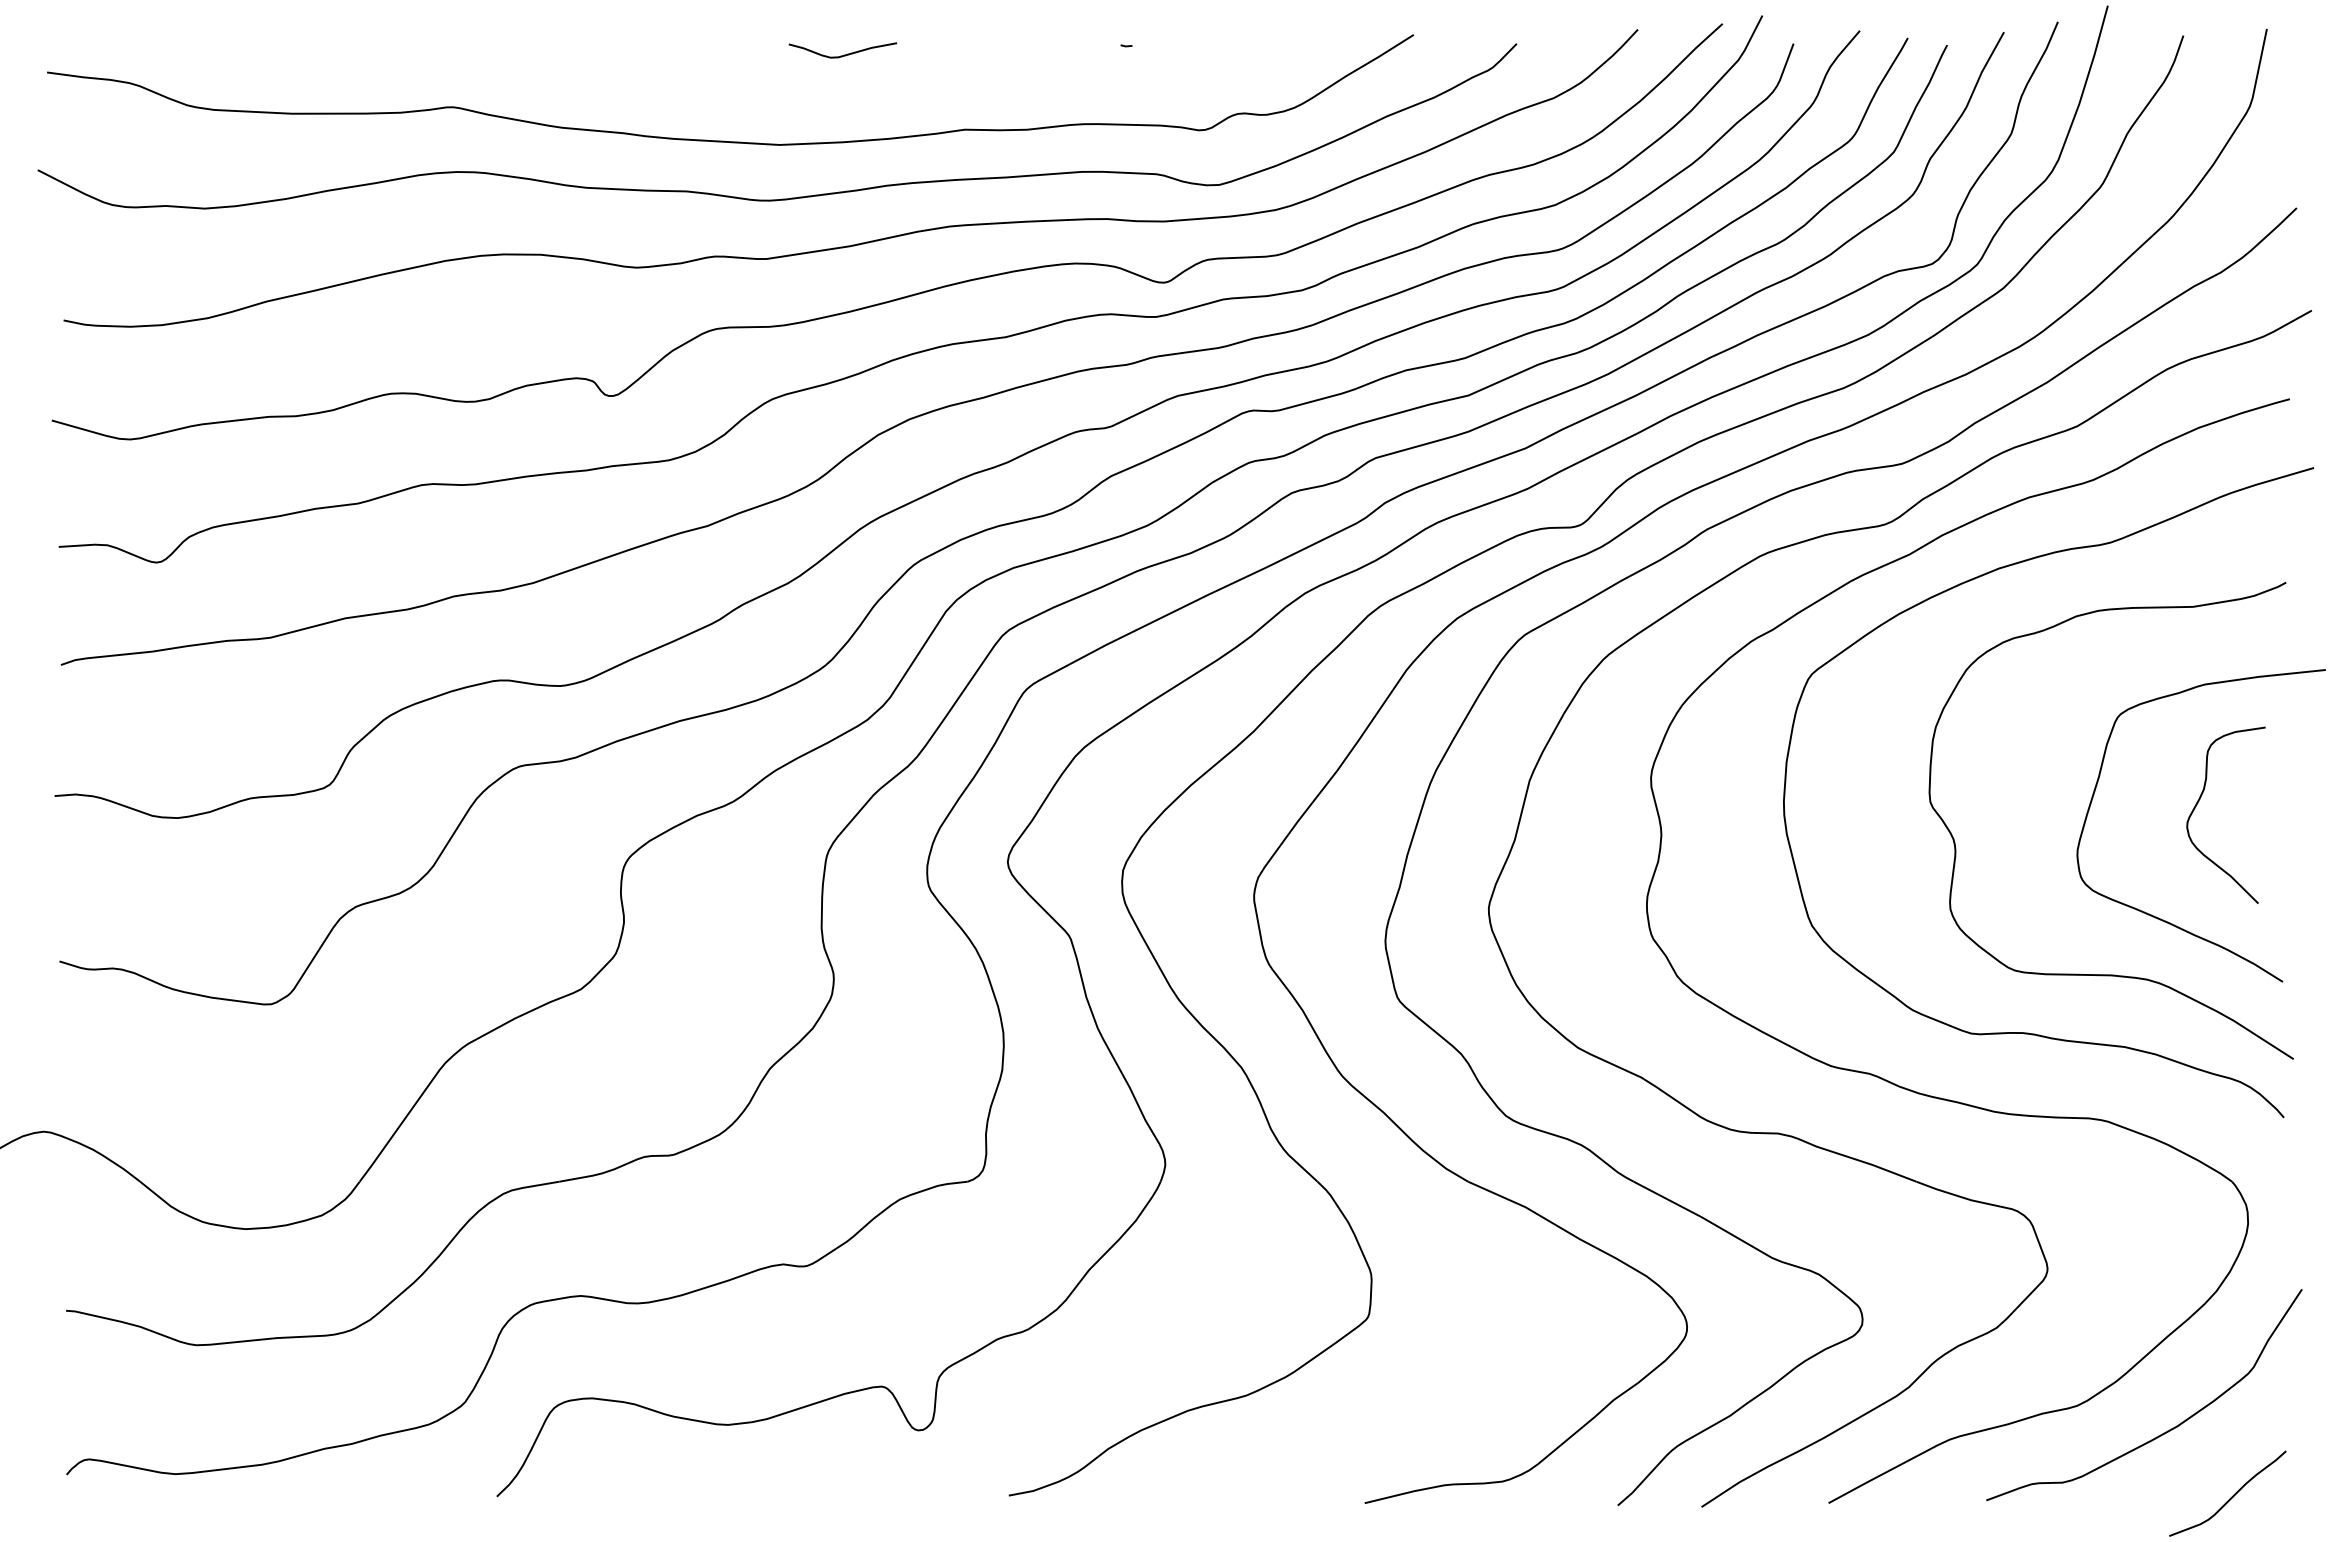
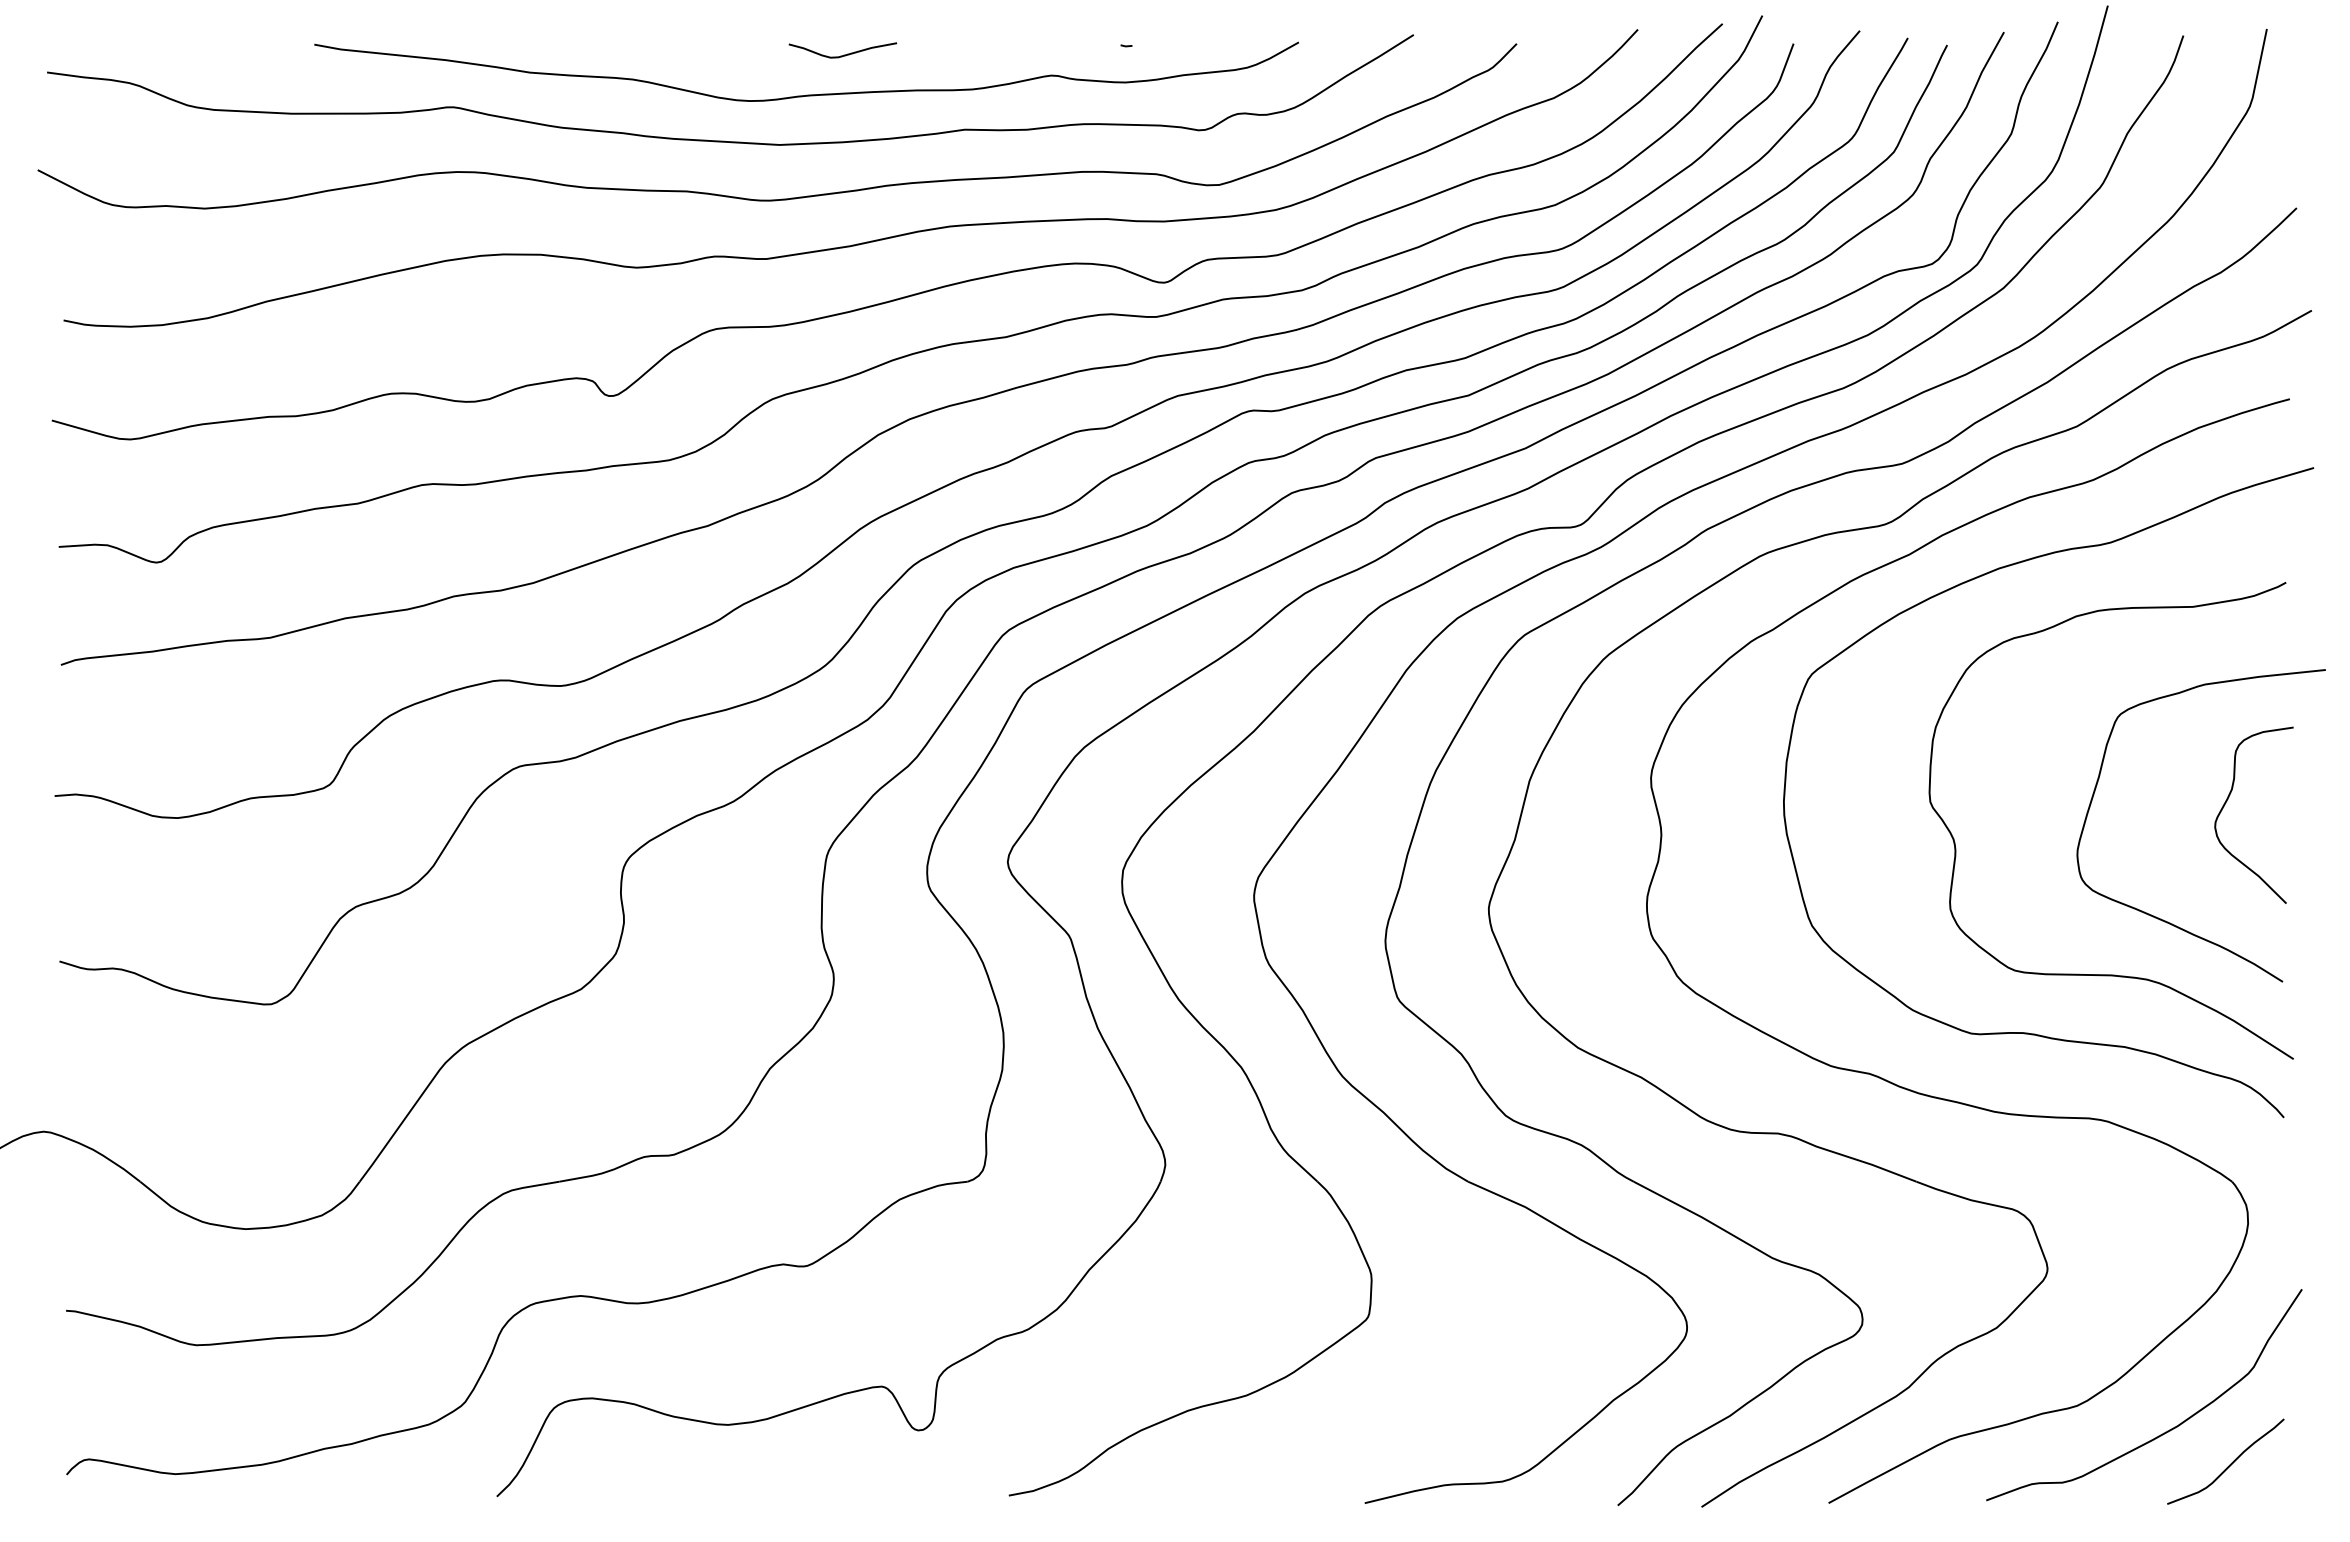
curve: none -> present (806, 94)
curve position: (2199, 801) -> (2227, 801) (2227, 801)
curve position: (2231, 1496) -> (2229, 1464) (2229, 1464)
